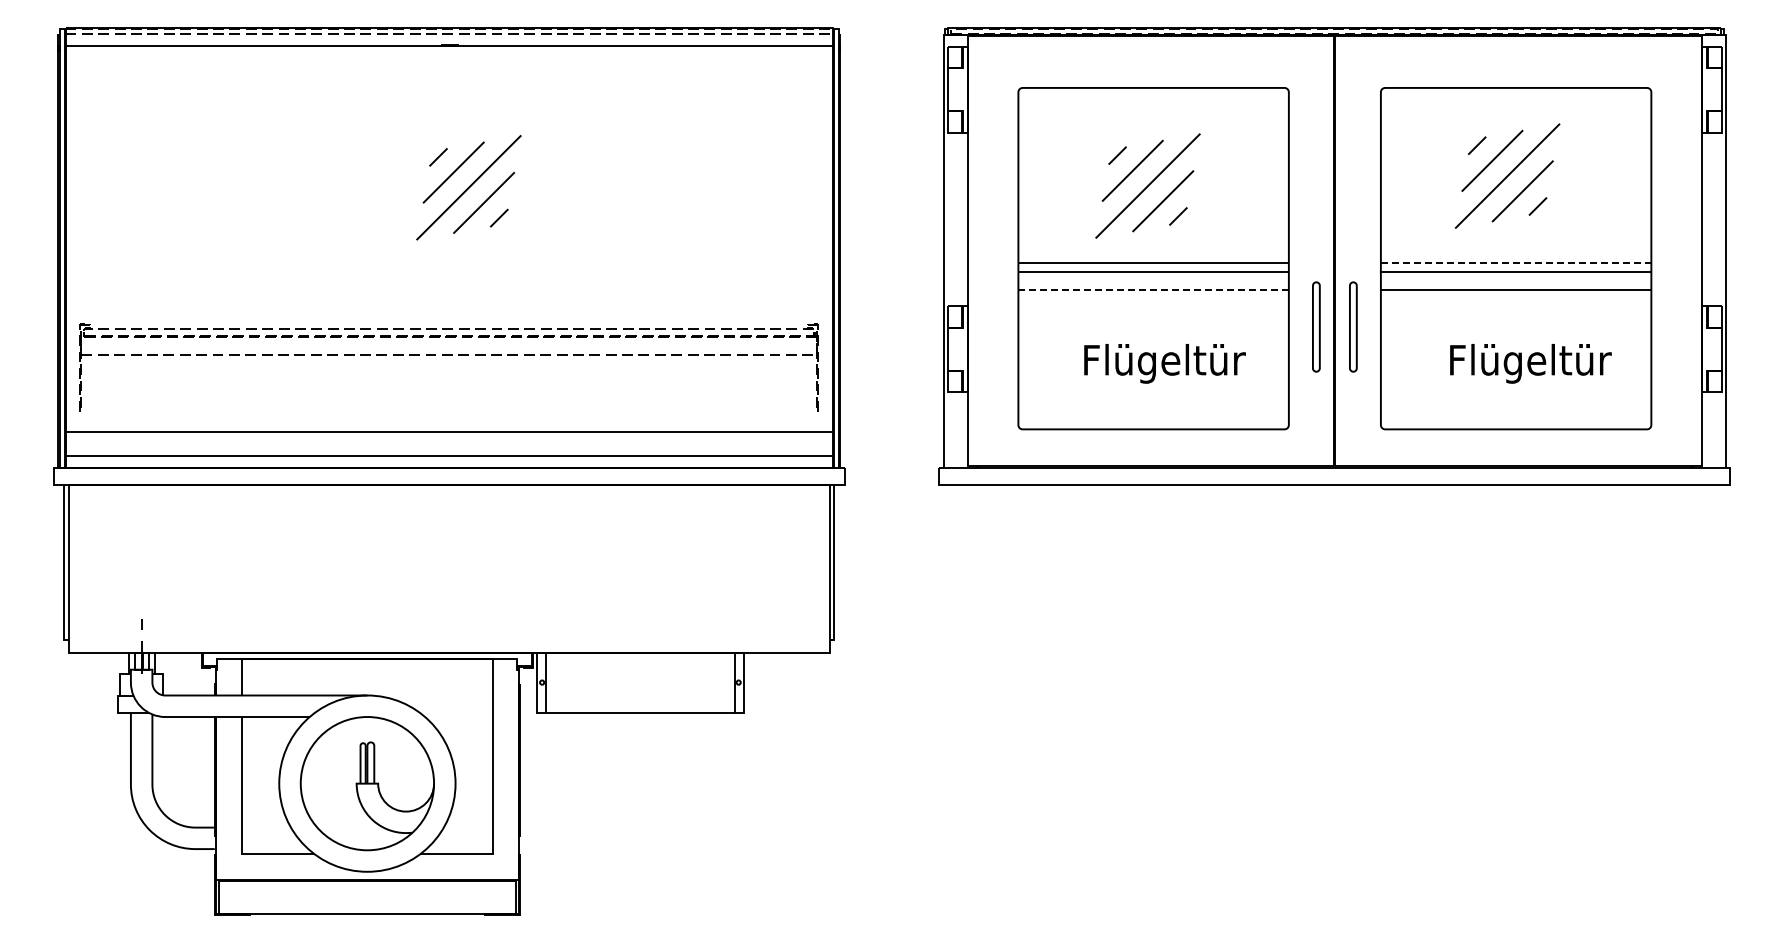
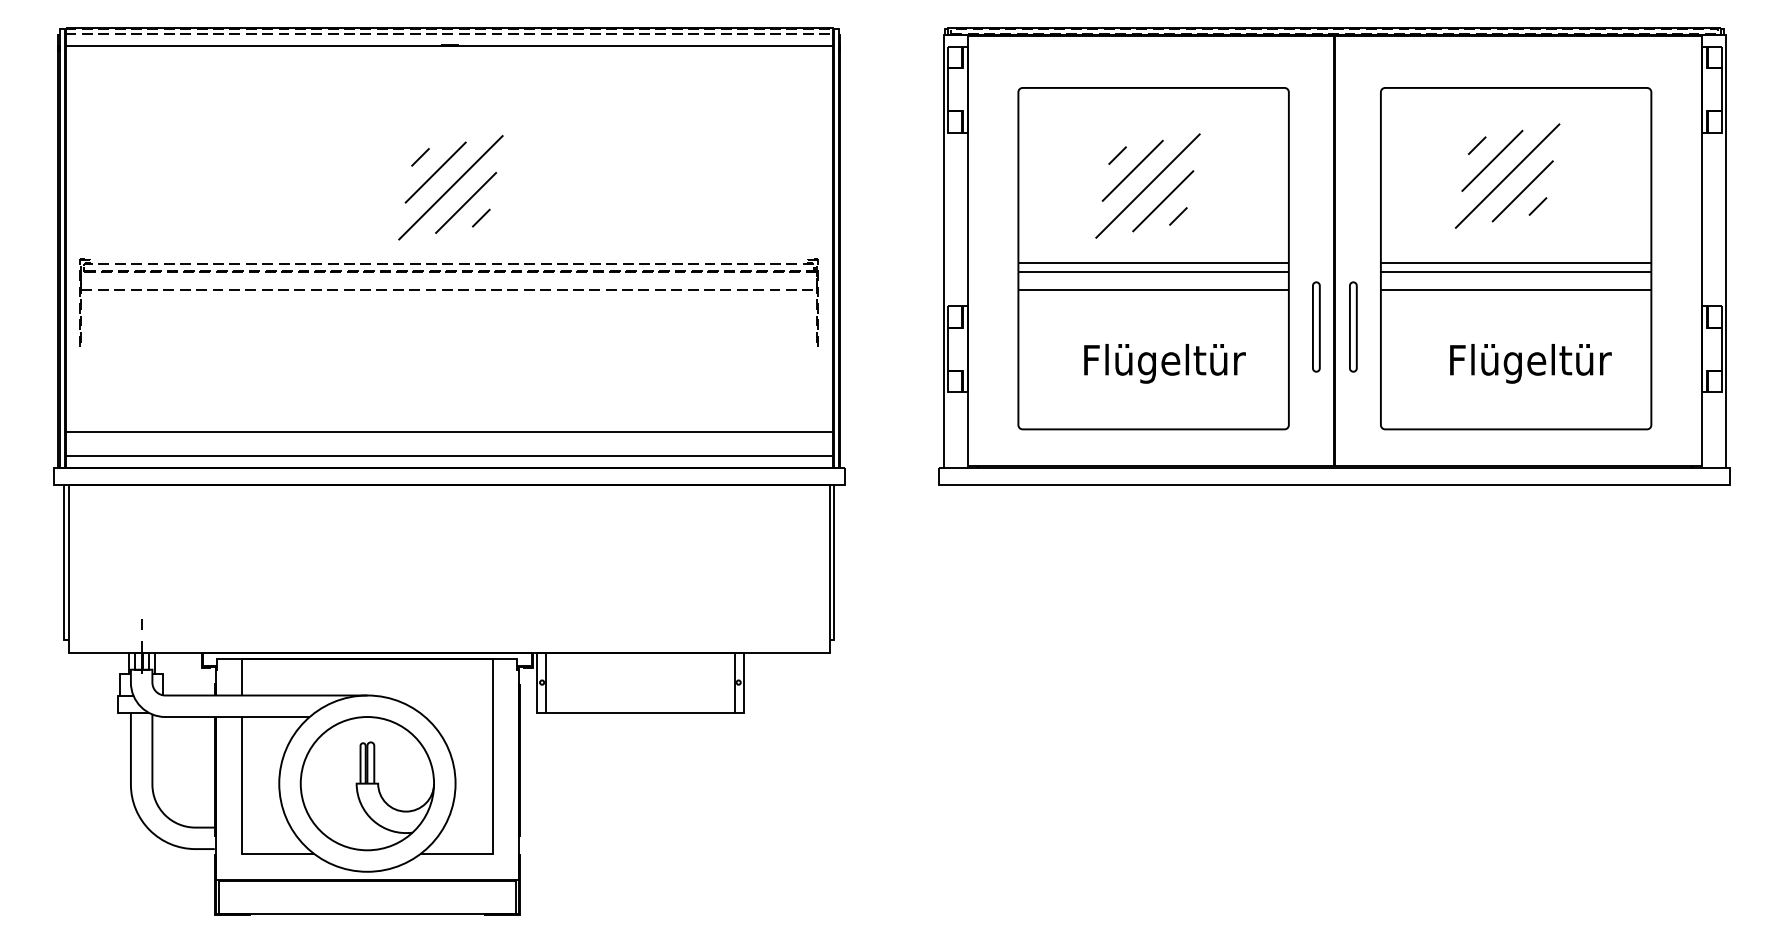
part position: (468, 187) -> (450, 187) (450, 187)
line: dashed -> solid (1516, 262)
line: dashed -> solid (1154, 290)
part position: (448, 355) -> (448, 290) (448, 290)
